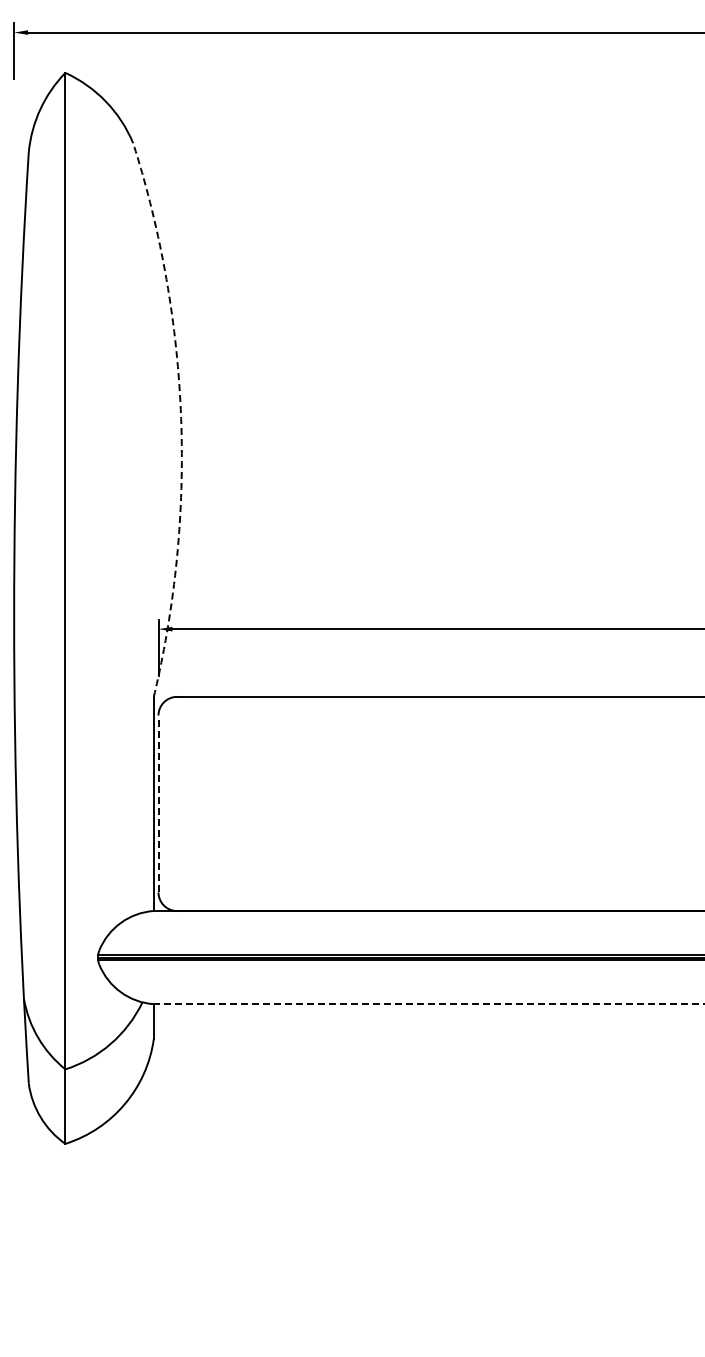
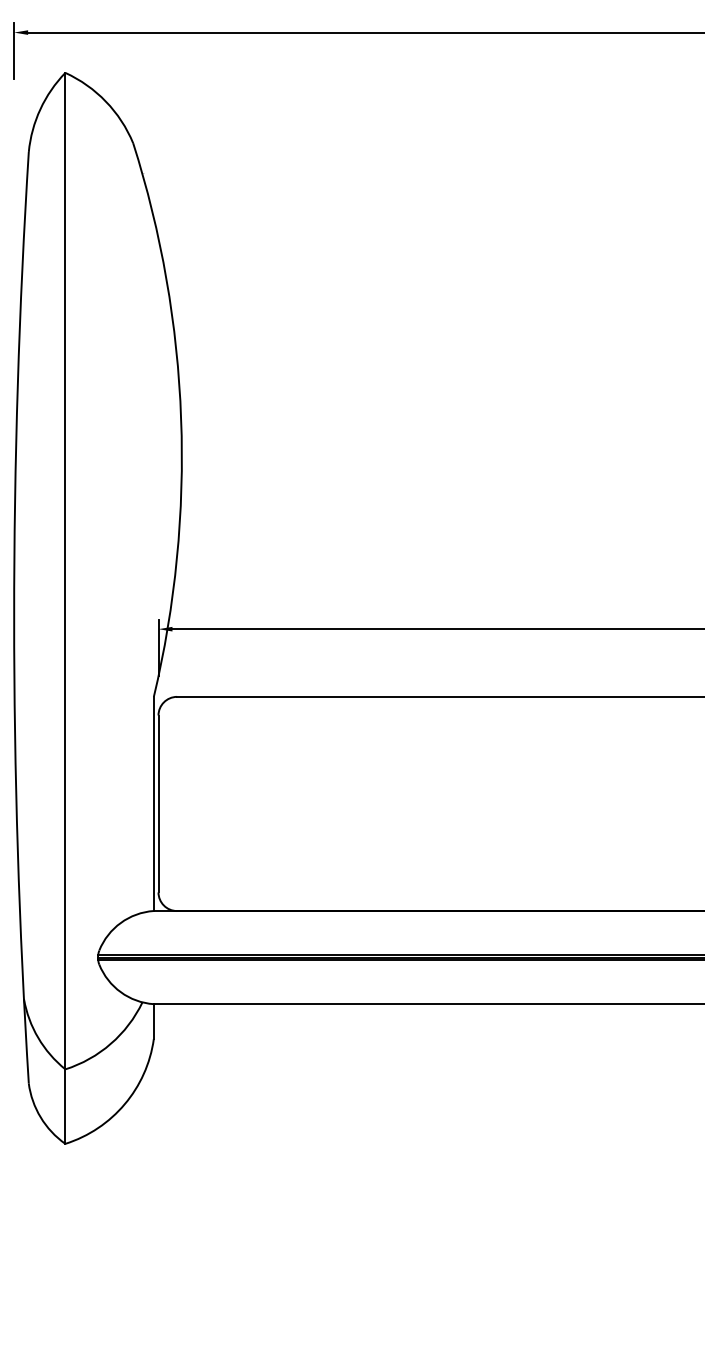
arc: dashed -> solid (181, 418)
line: dashed -> solid (158, 803)
line: dashed -> solid (428, 1004)
